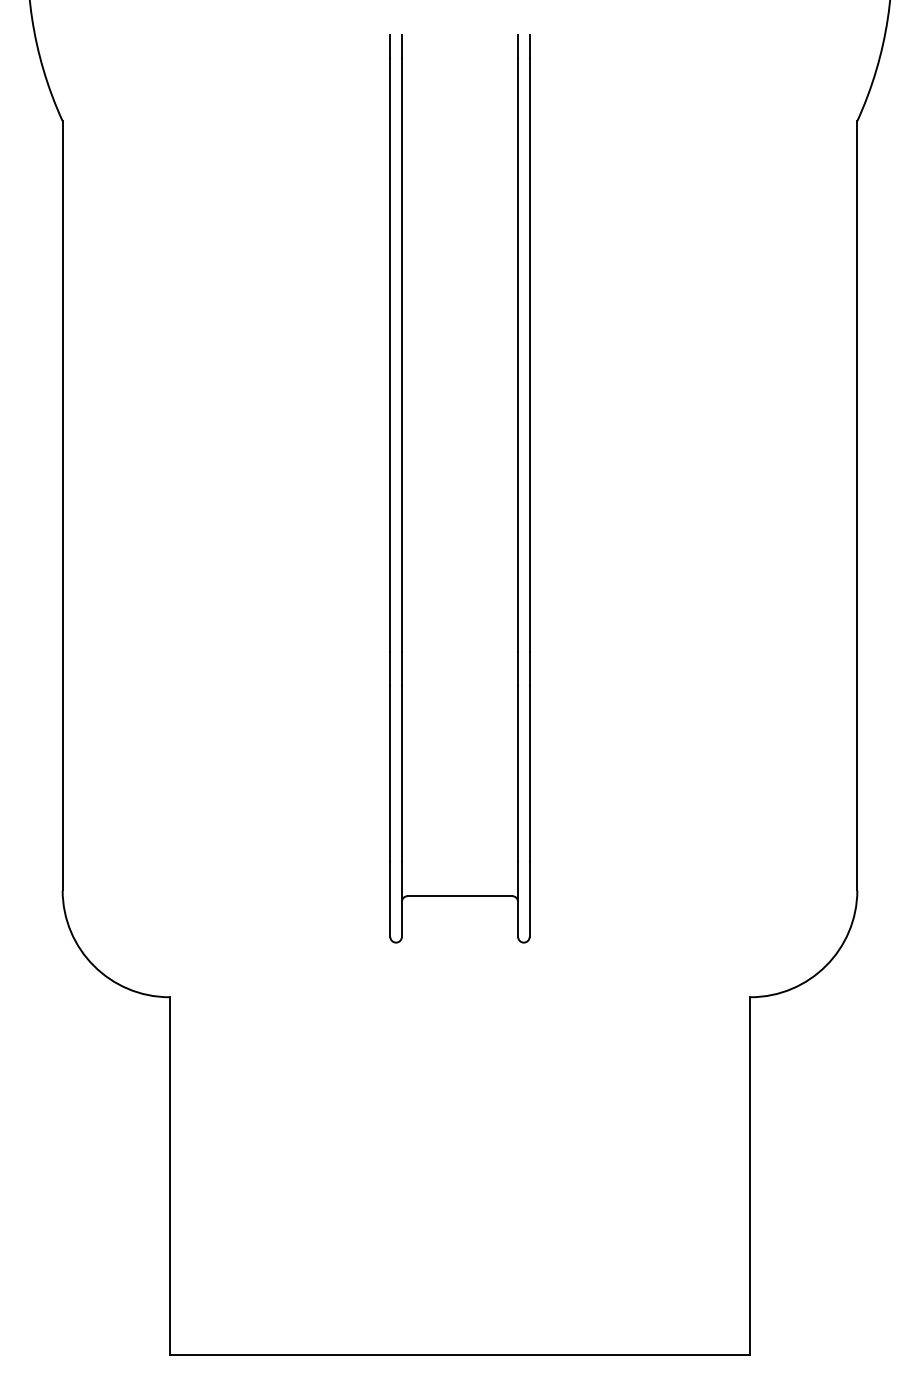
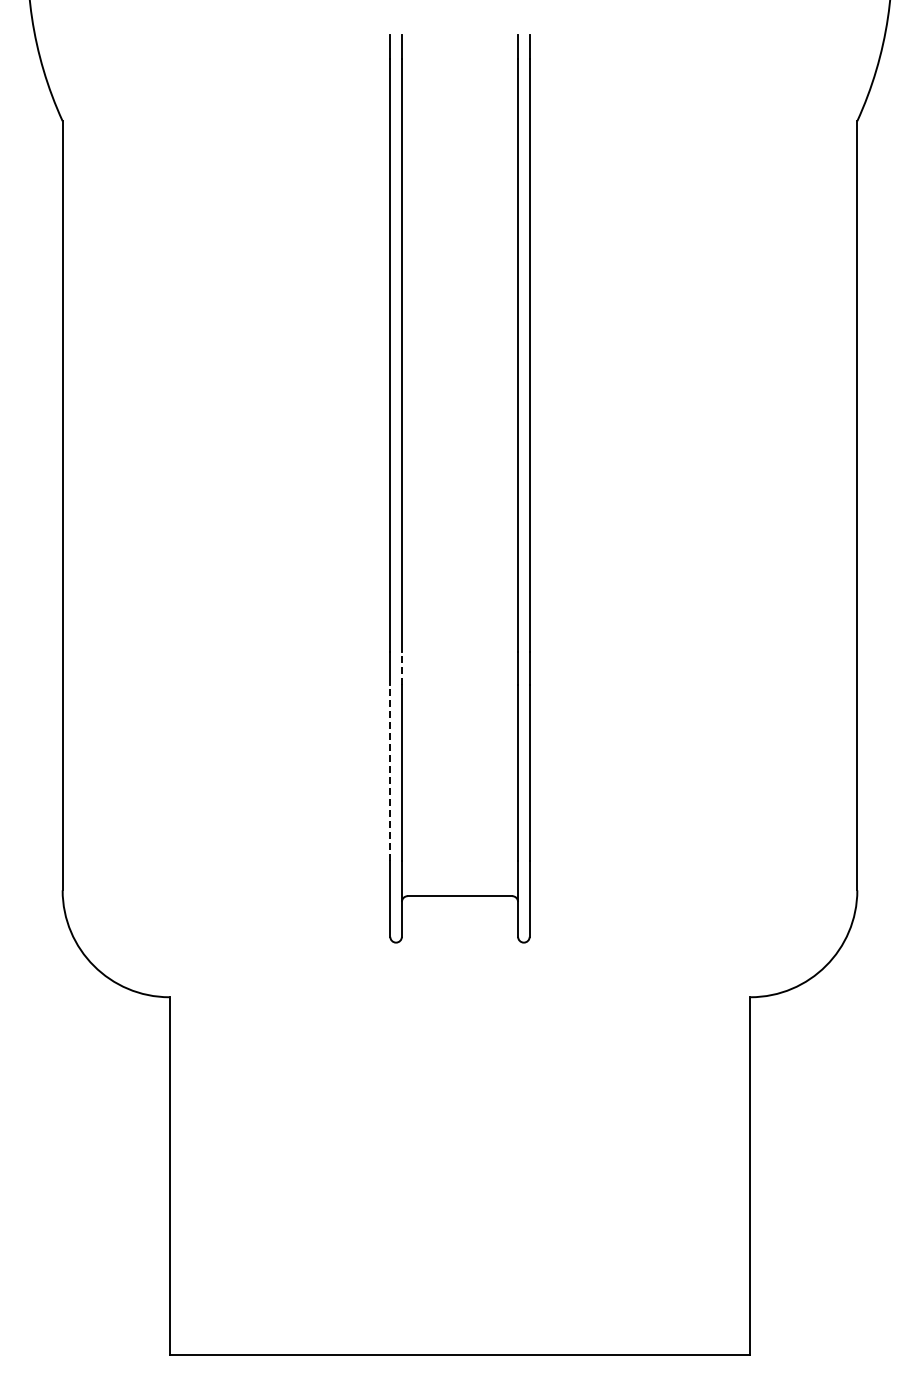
line: solid -> dashed (401, 668)
line: solid -> dashed (390, 772)
